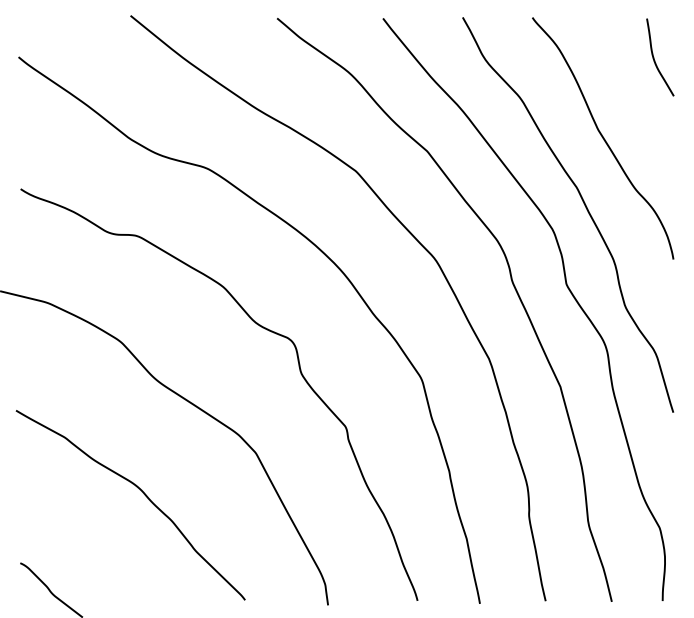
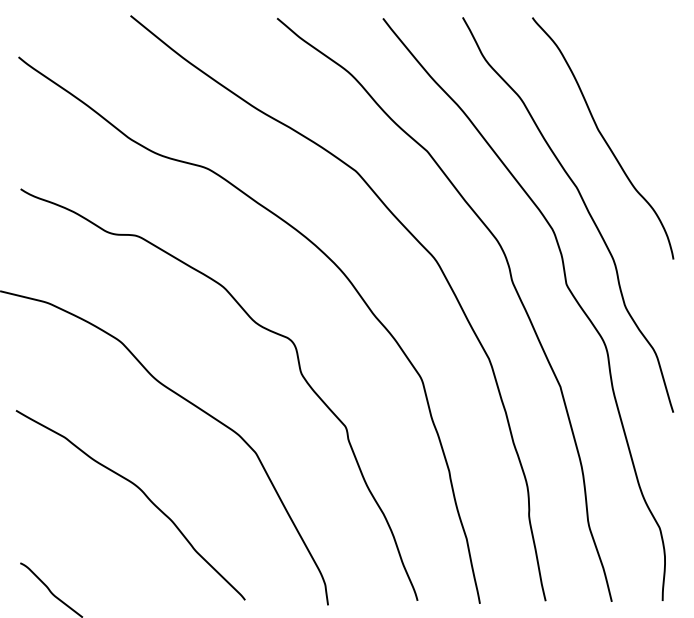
curve: present -> none (655, 60)
